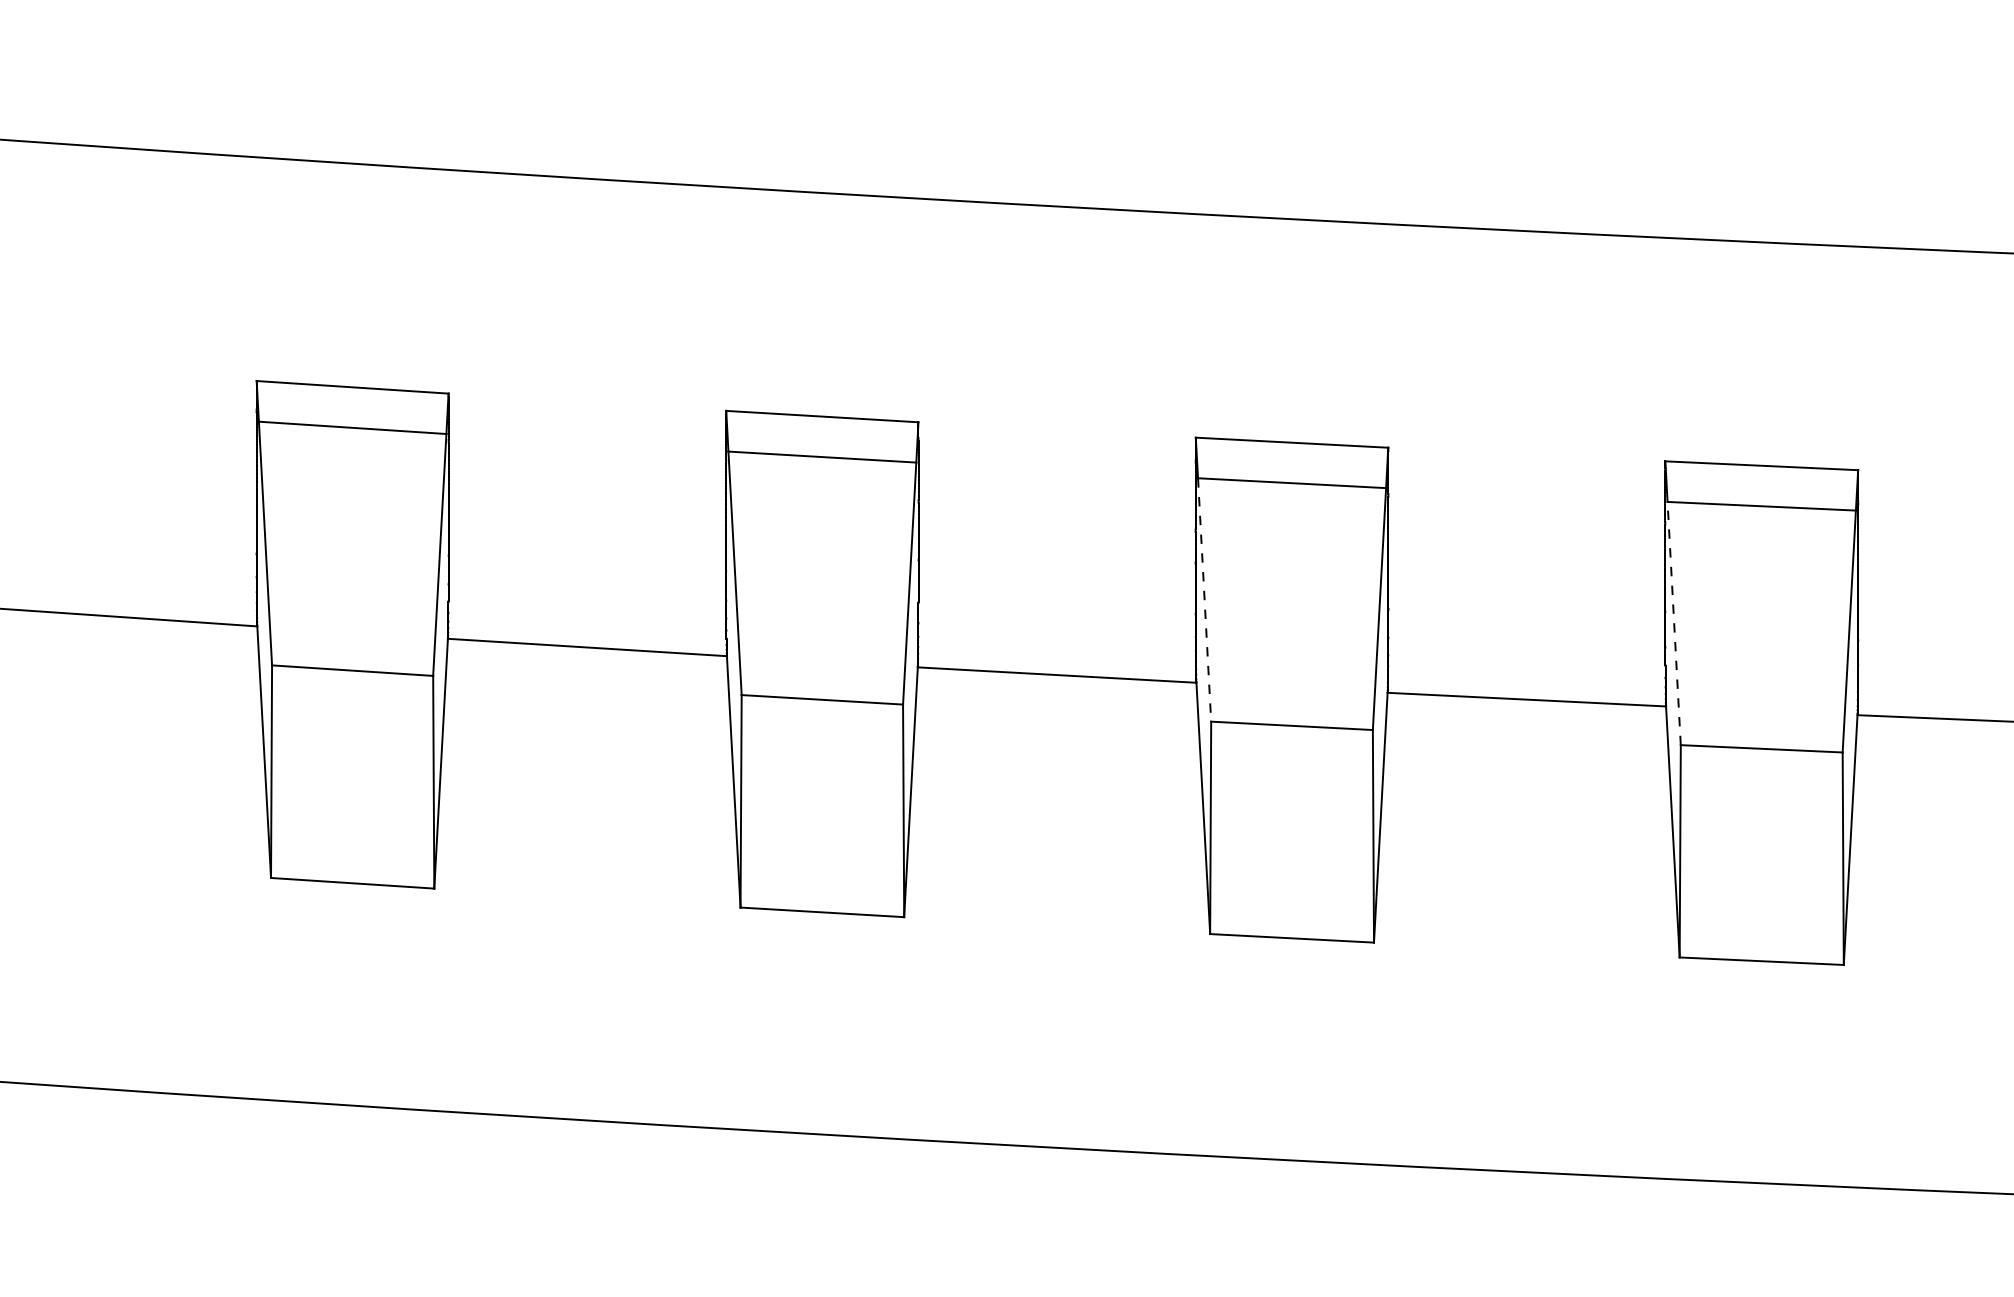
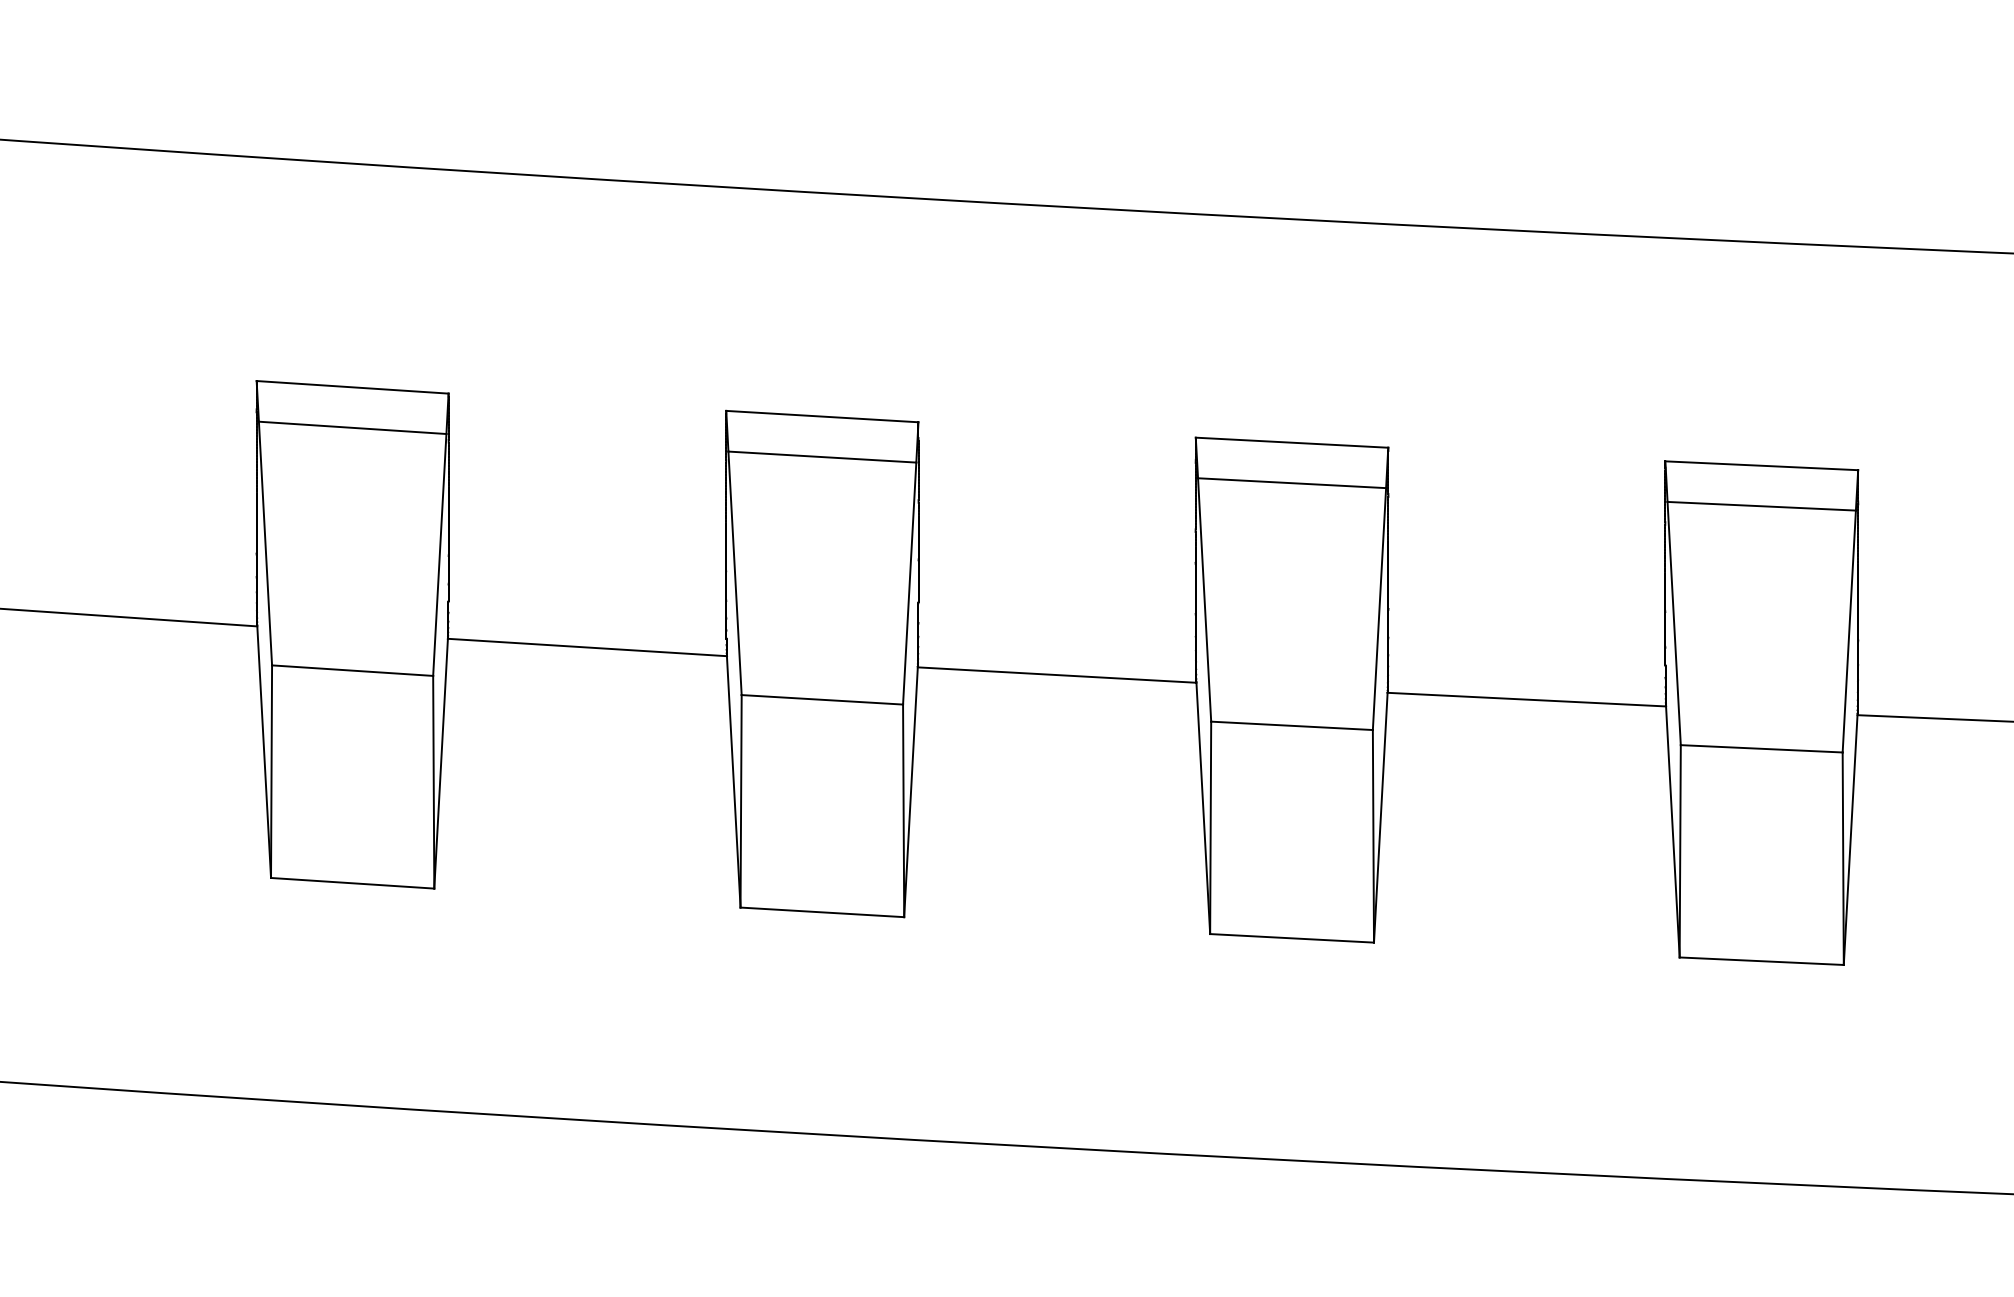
line: dashed -> solid (1204, 599)
line: dashed -> solid (1674, 623)
